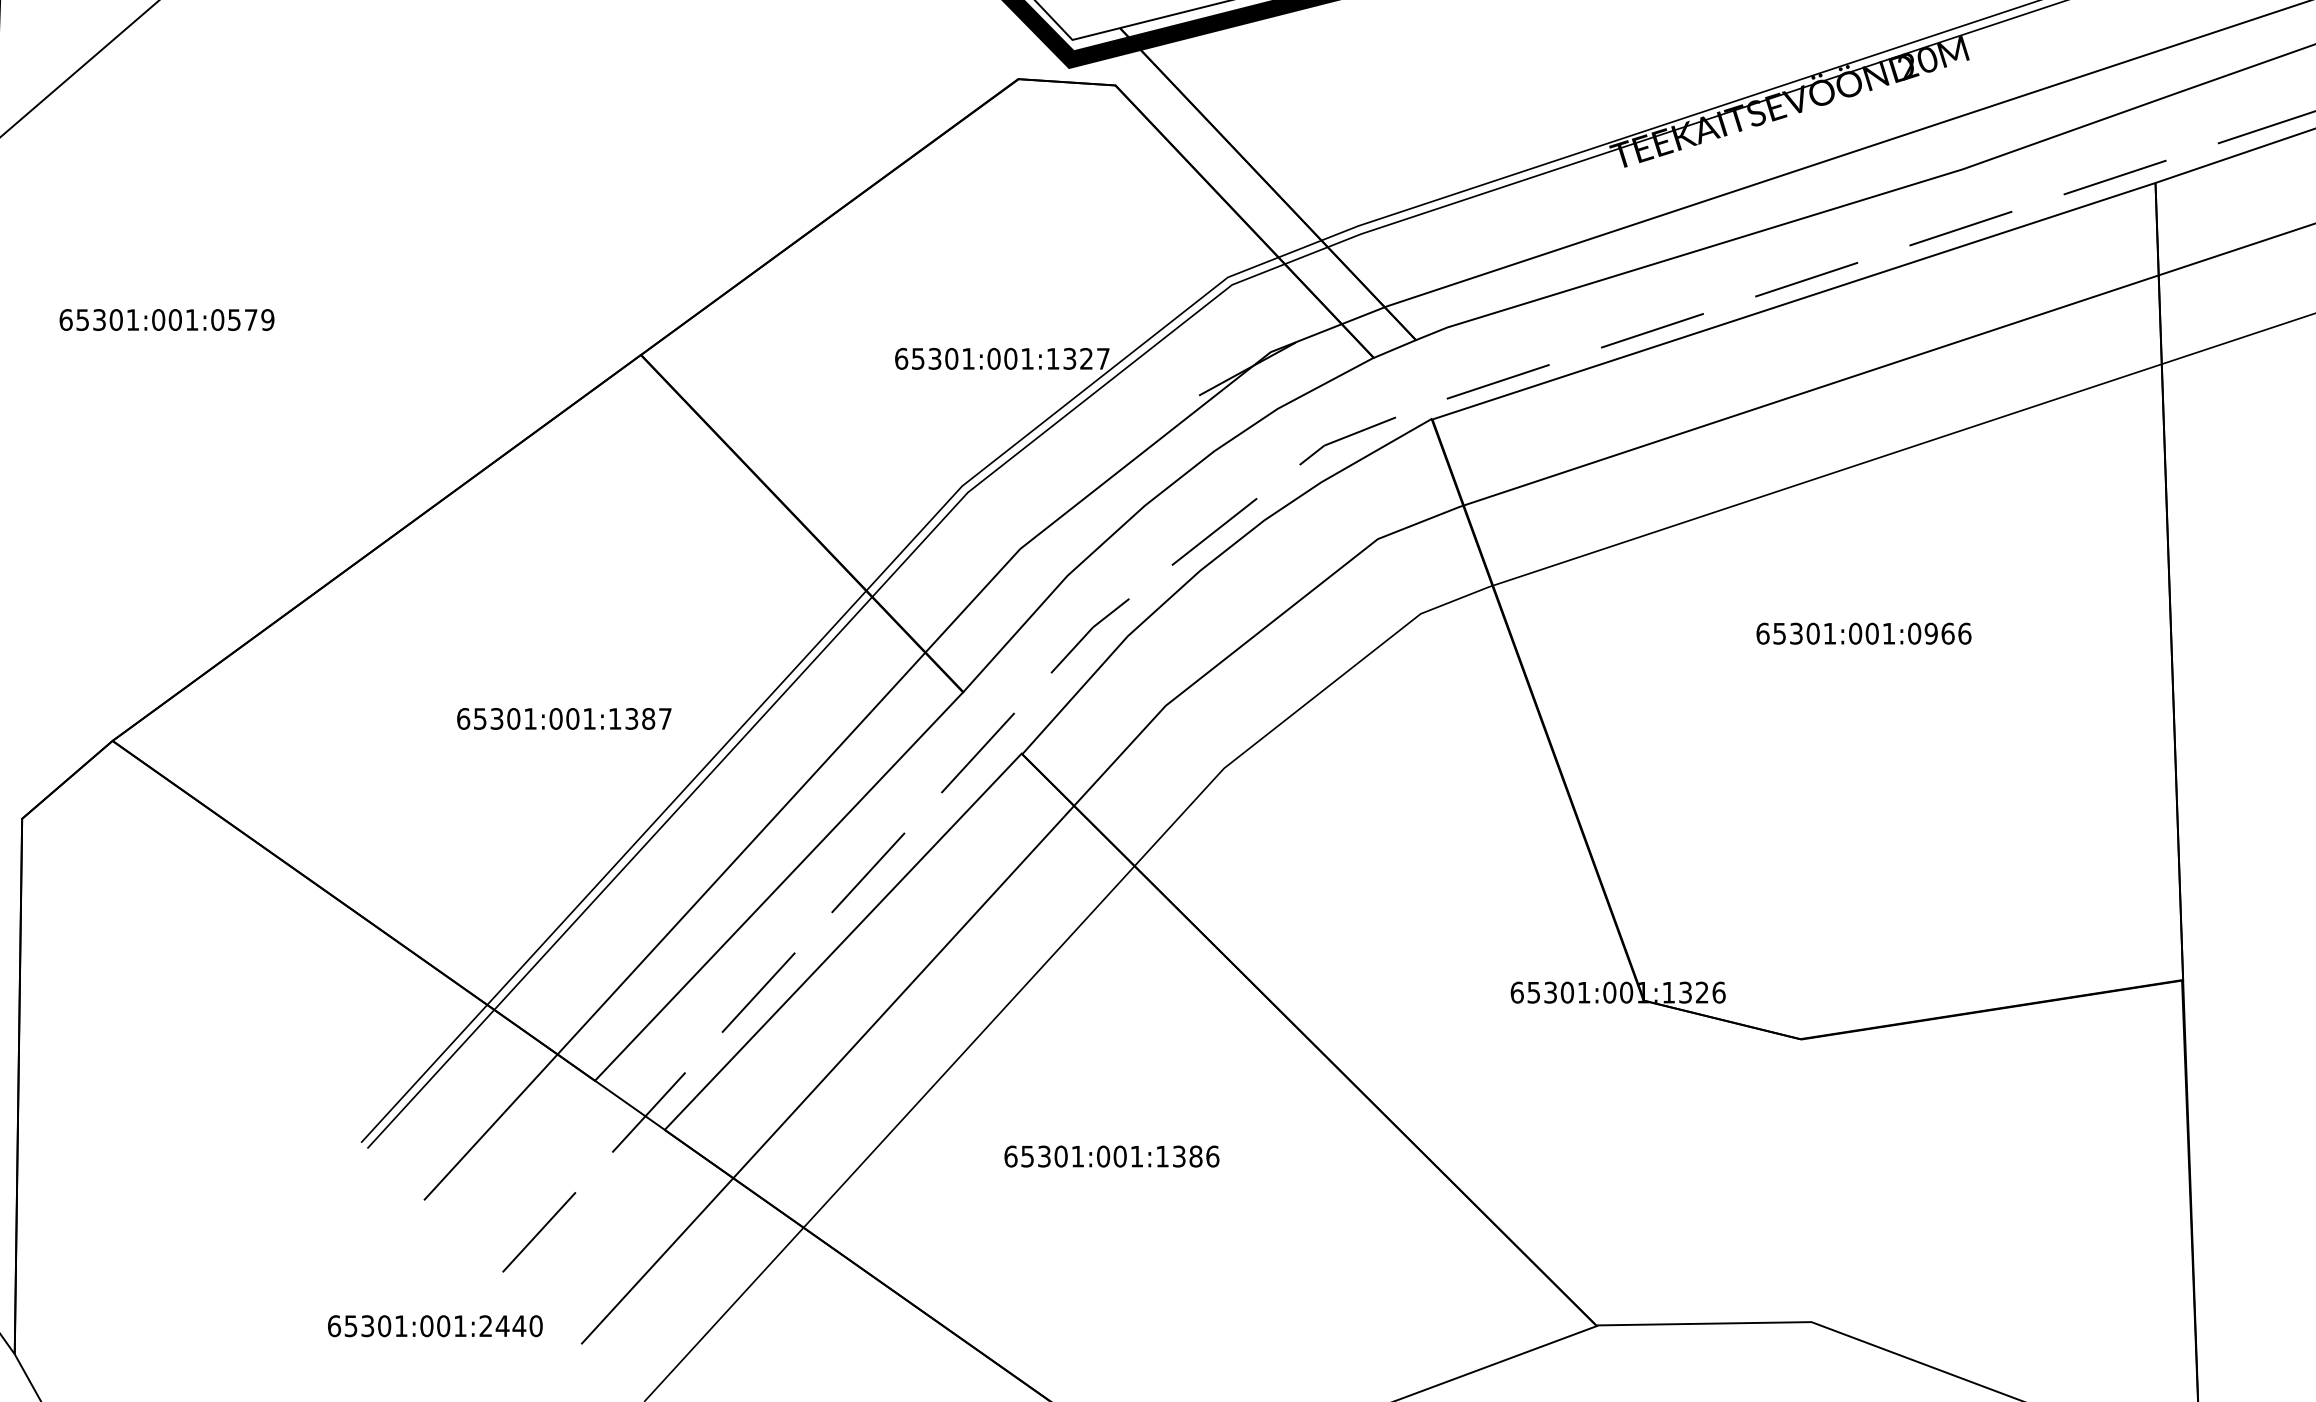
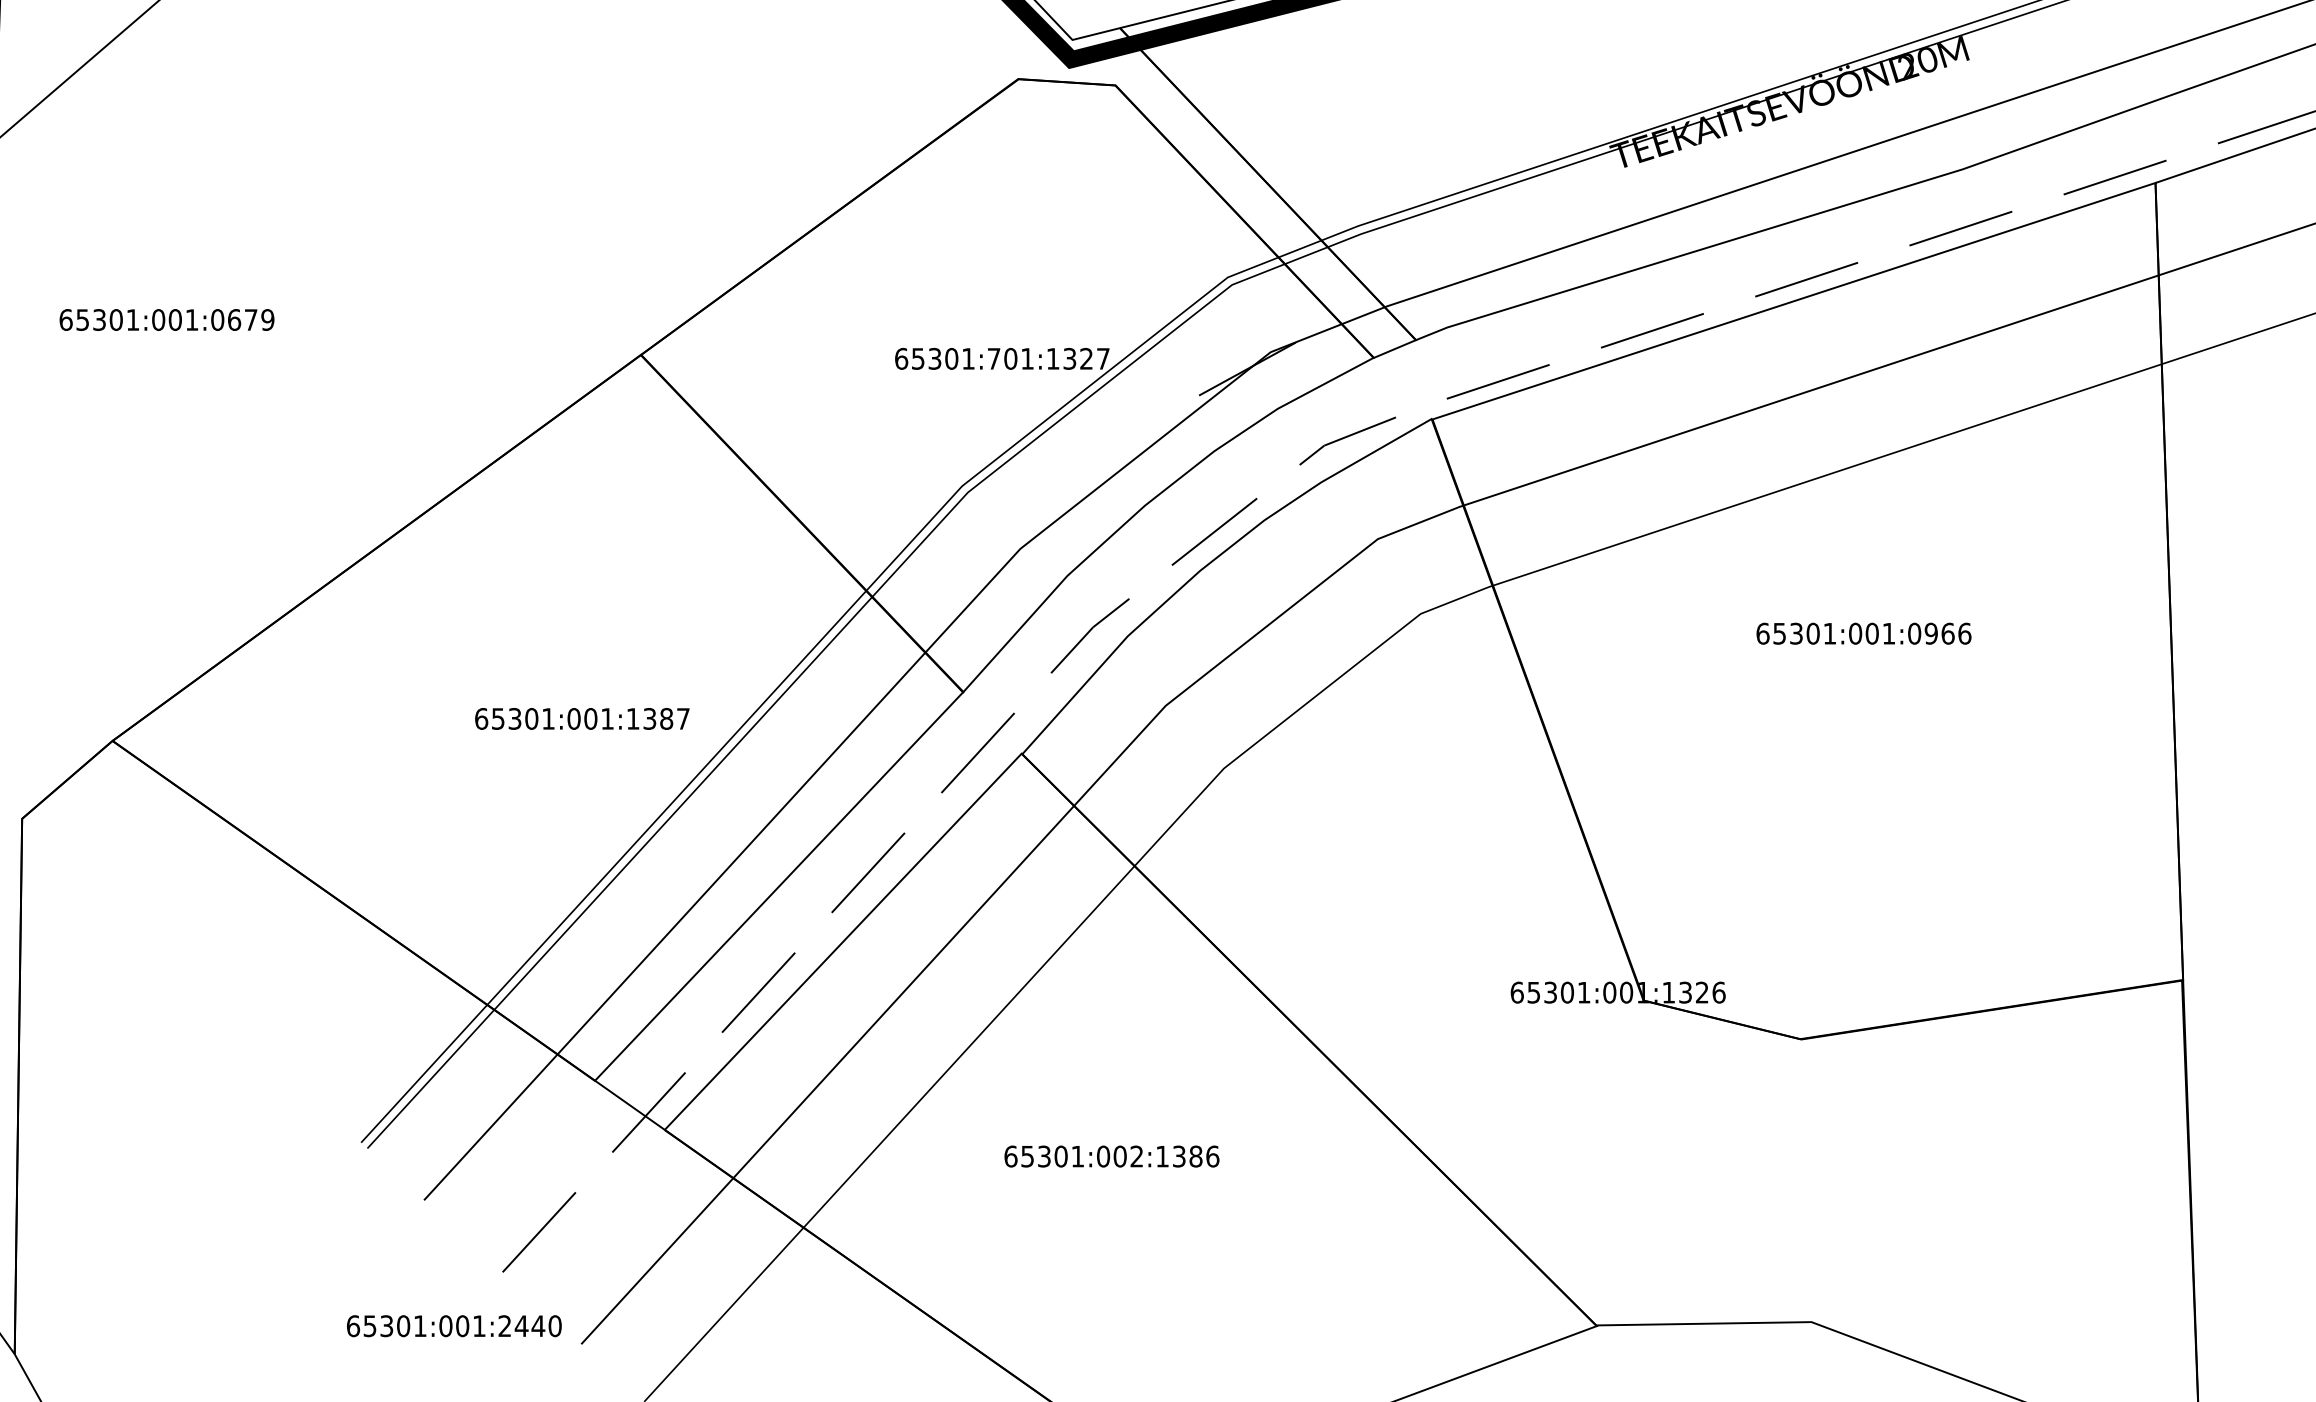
text: 65301:001:0579 -> 65301:001:0679 (234, 319)
text: 65301:001:1327 -> 65301:701:1327 (993, 358)
text position: (564, 718) -> (582, 718) (582, 718)
text: 65301:001:1386 -> 65301:002:1386 (1136, 1156)
text position: (435, 1326) -> (454, 1326) (454, 1326)
